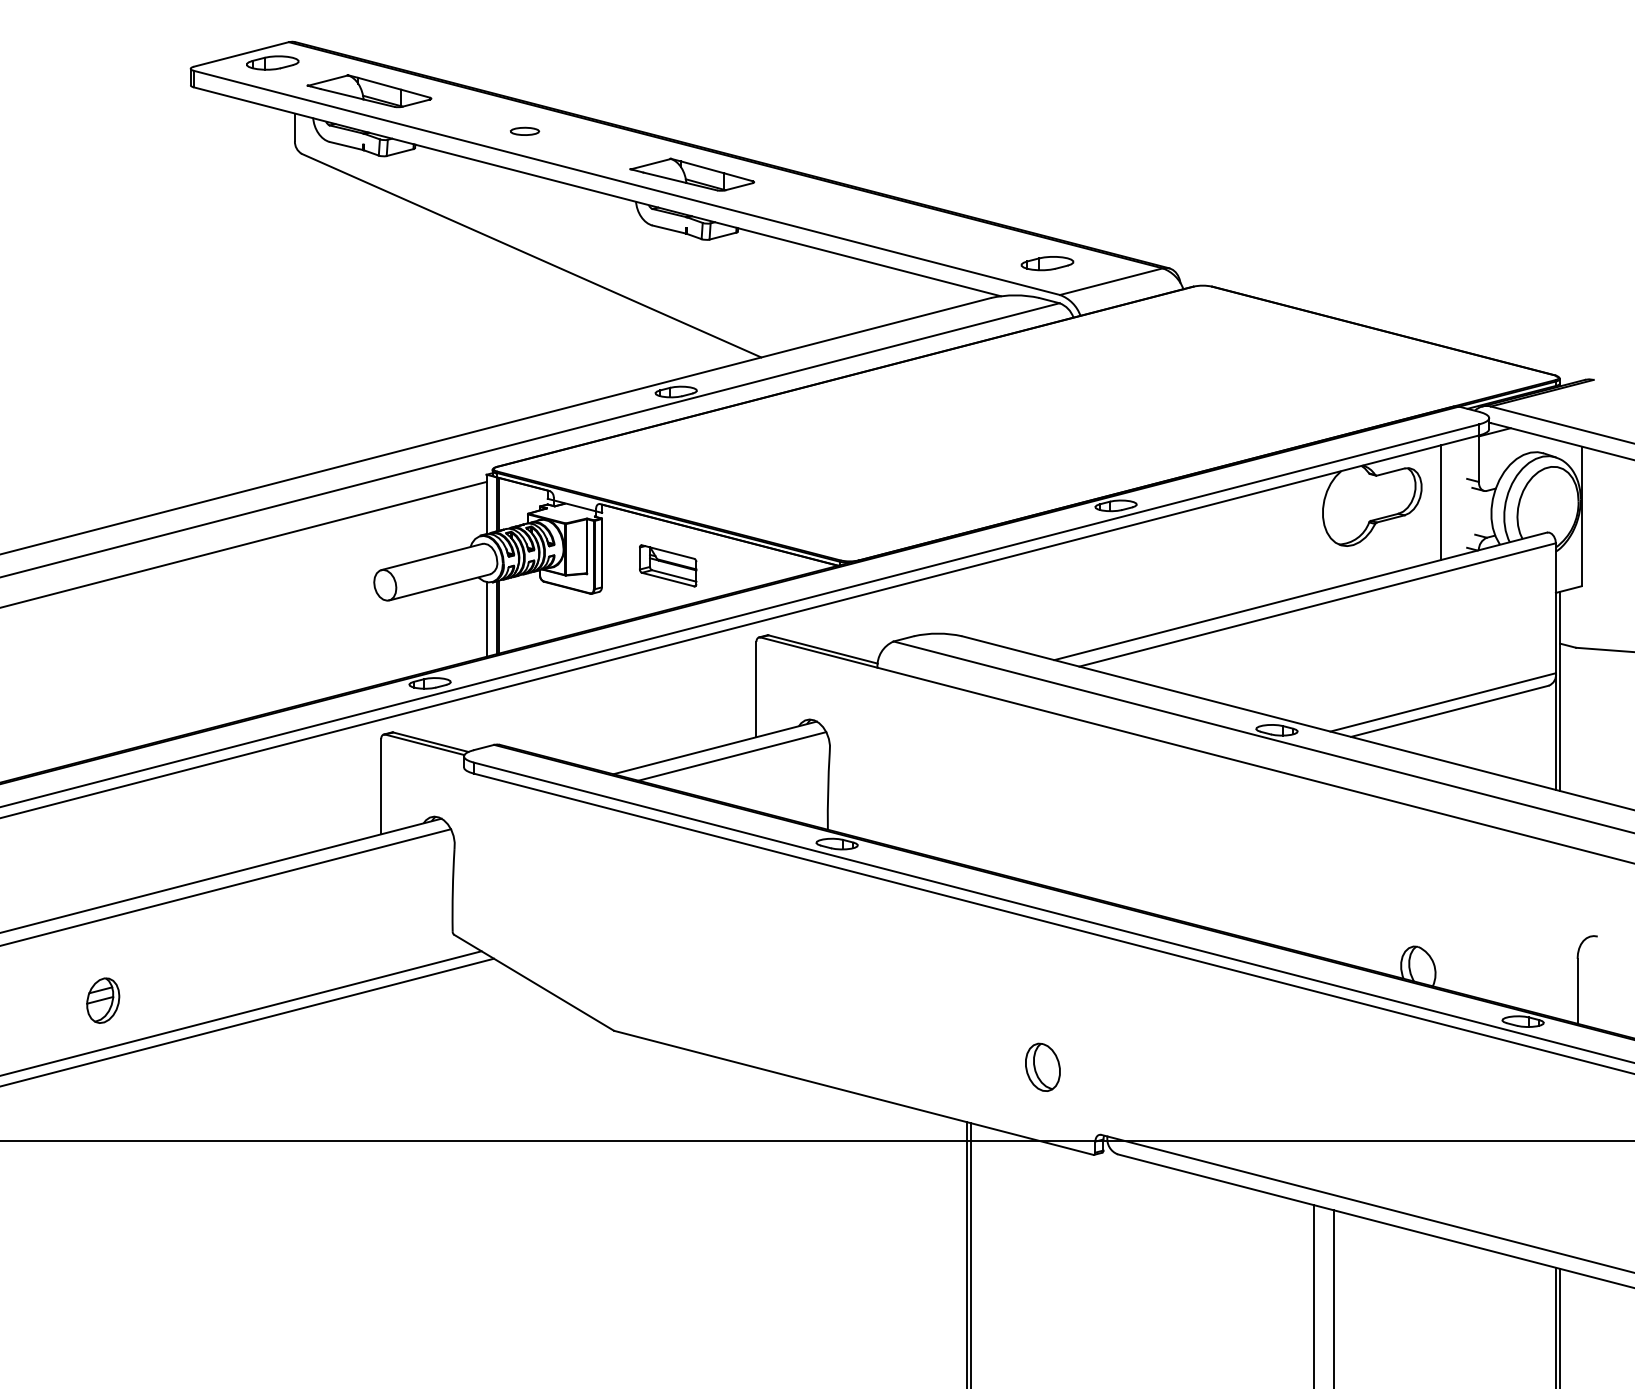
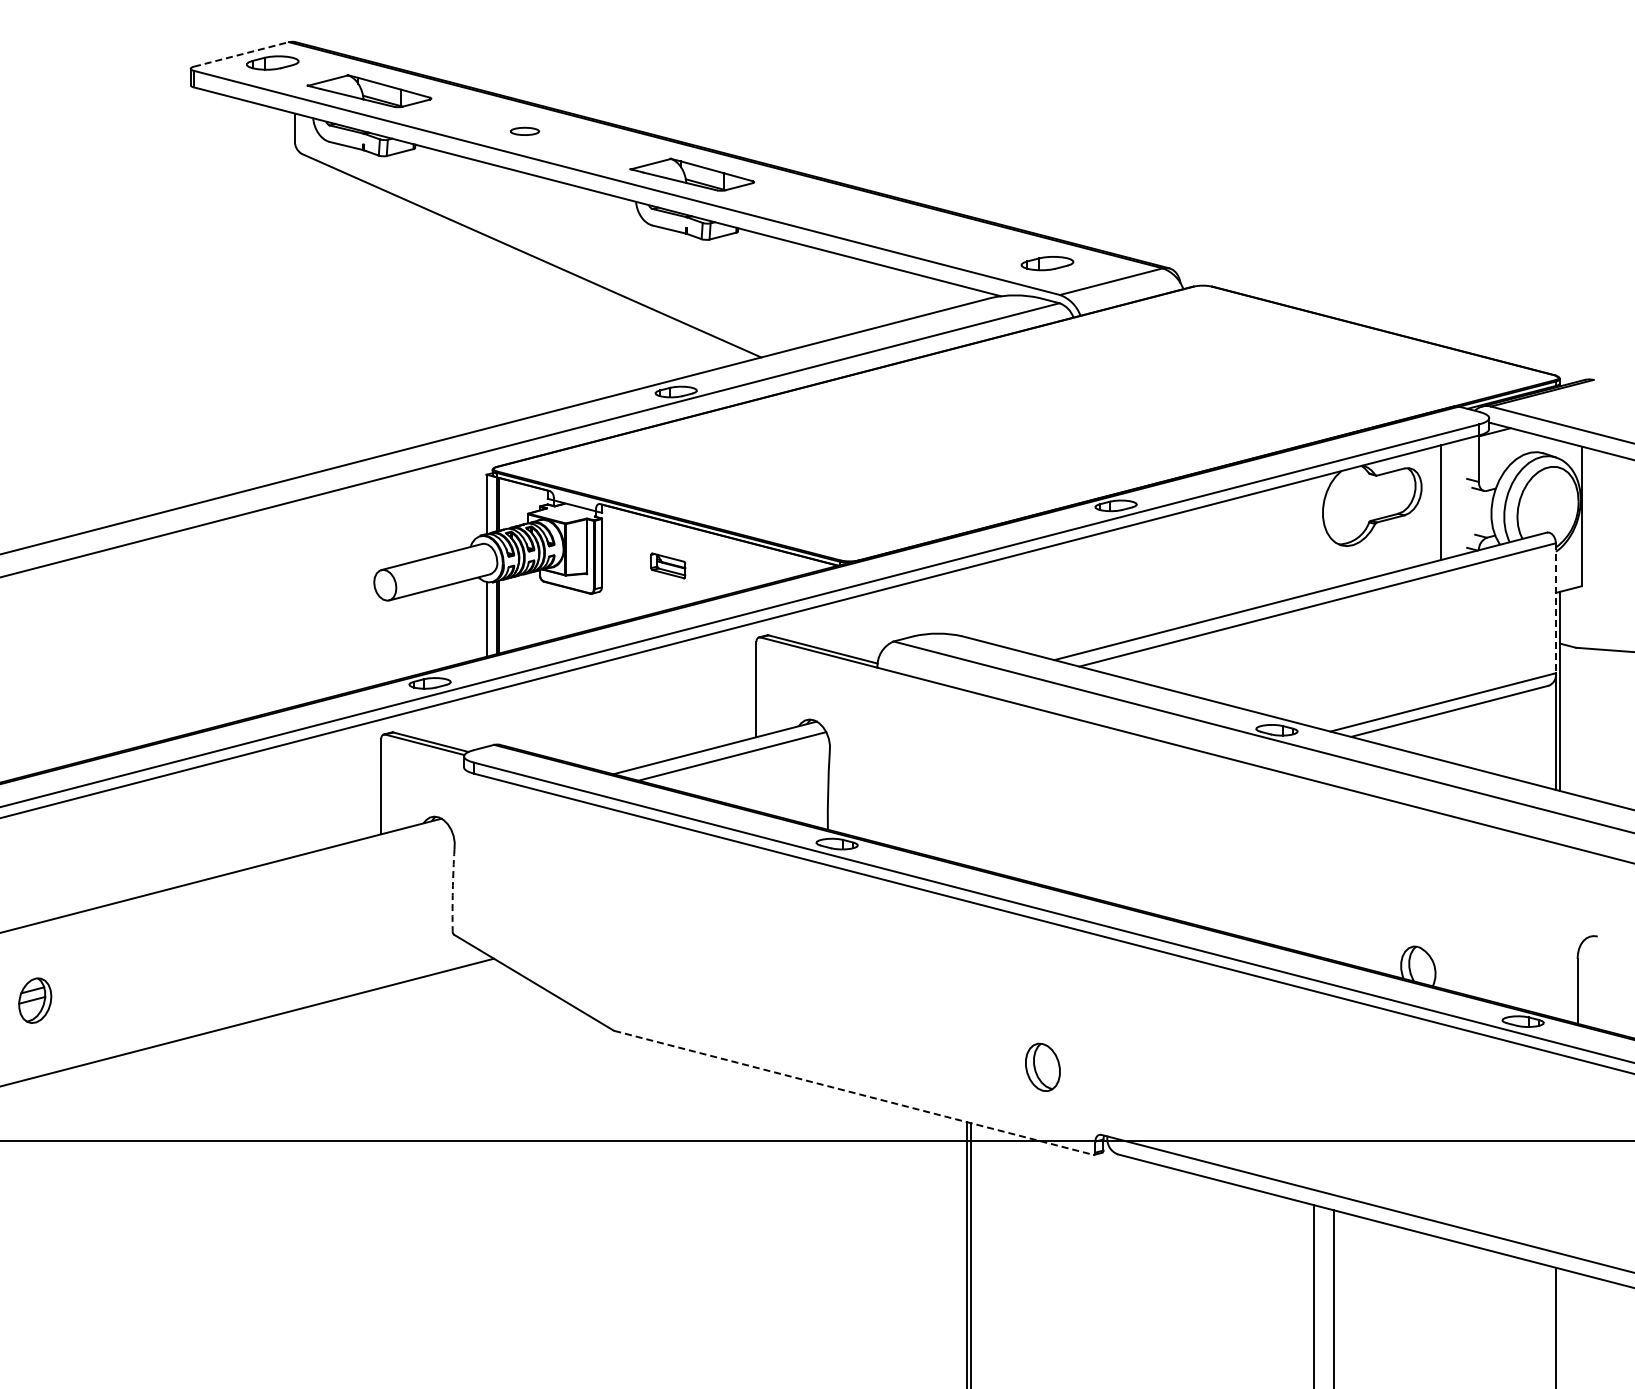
line: solid -> dashed (241, 54)
line: present -> none (244, 544)
part size: 59x44 px -> 37x28 px (668, 565)
line: solid -> dashed (1555, 608)
line: present -> none (226, 887)
arc: solid -> dashed (452, 890)
part position: (103, 1000) -> (35, 1000) (35, 1000)
line: present -> none (241, 1013)
line: solid -> dashed (854, 1093)
line: present -> none (1560, 1326)
